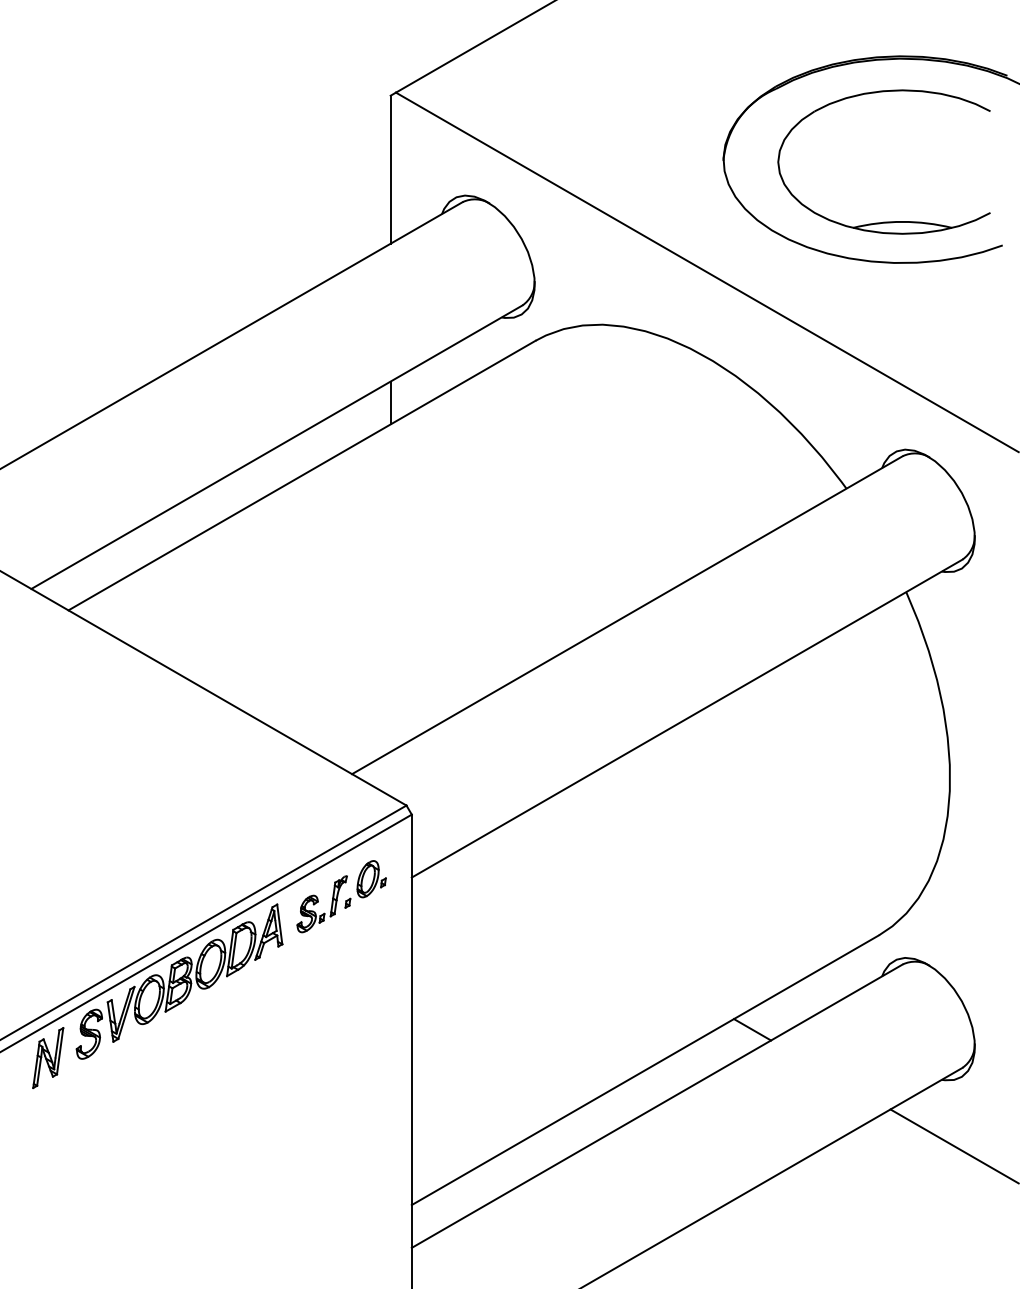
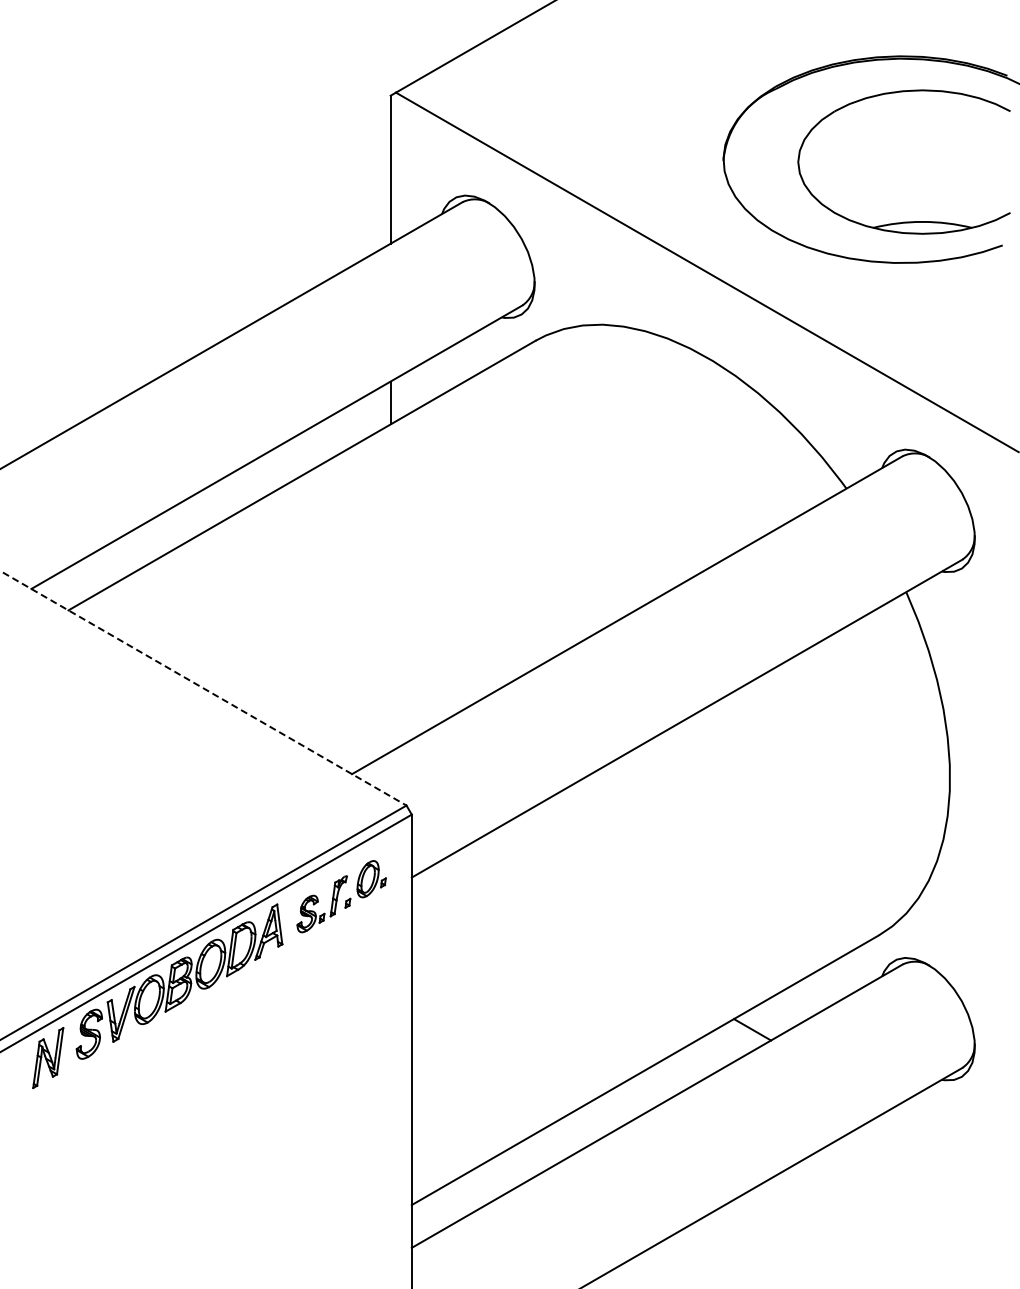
part position: (883, 221) -> (903, 221) (903, 221)
line: solid -> dashed (203, 688)
line: present -> none (953, 1145)
